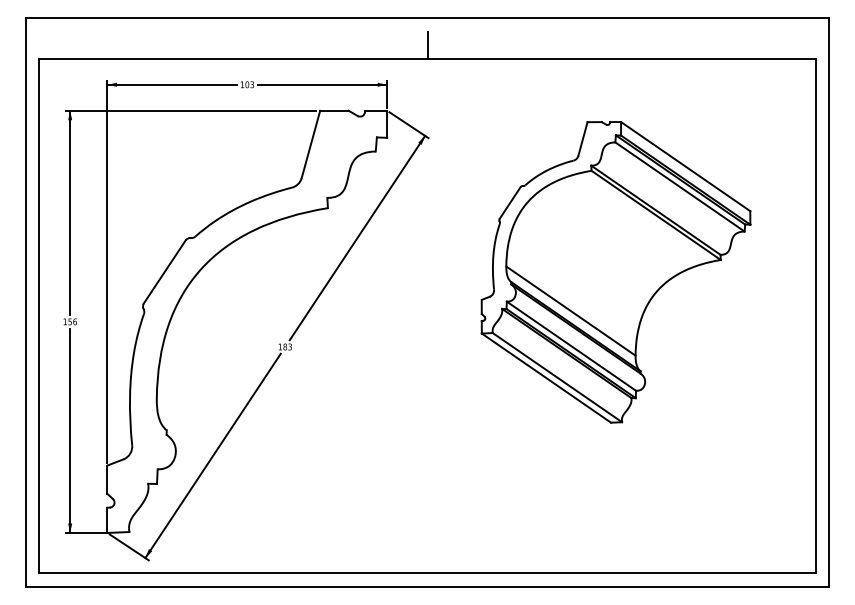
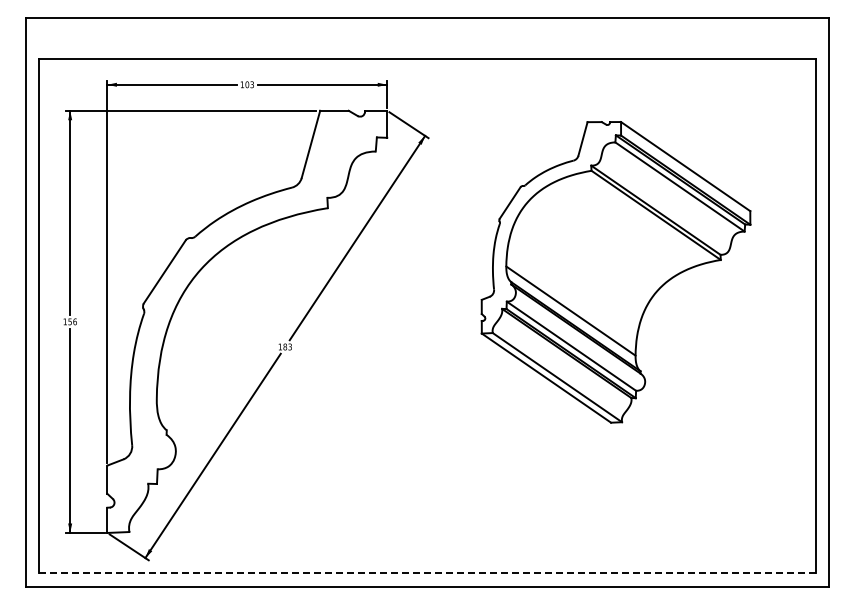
line: present -> none (427, 44)
line: solid -> dashed (427, 573)
